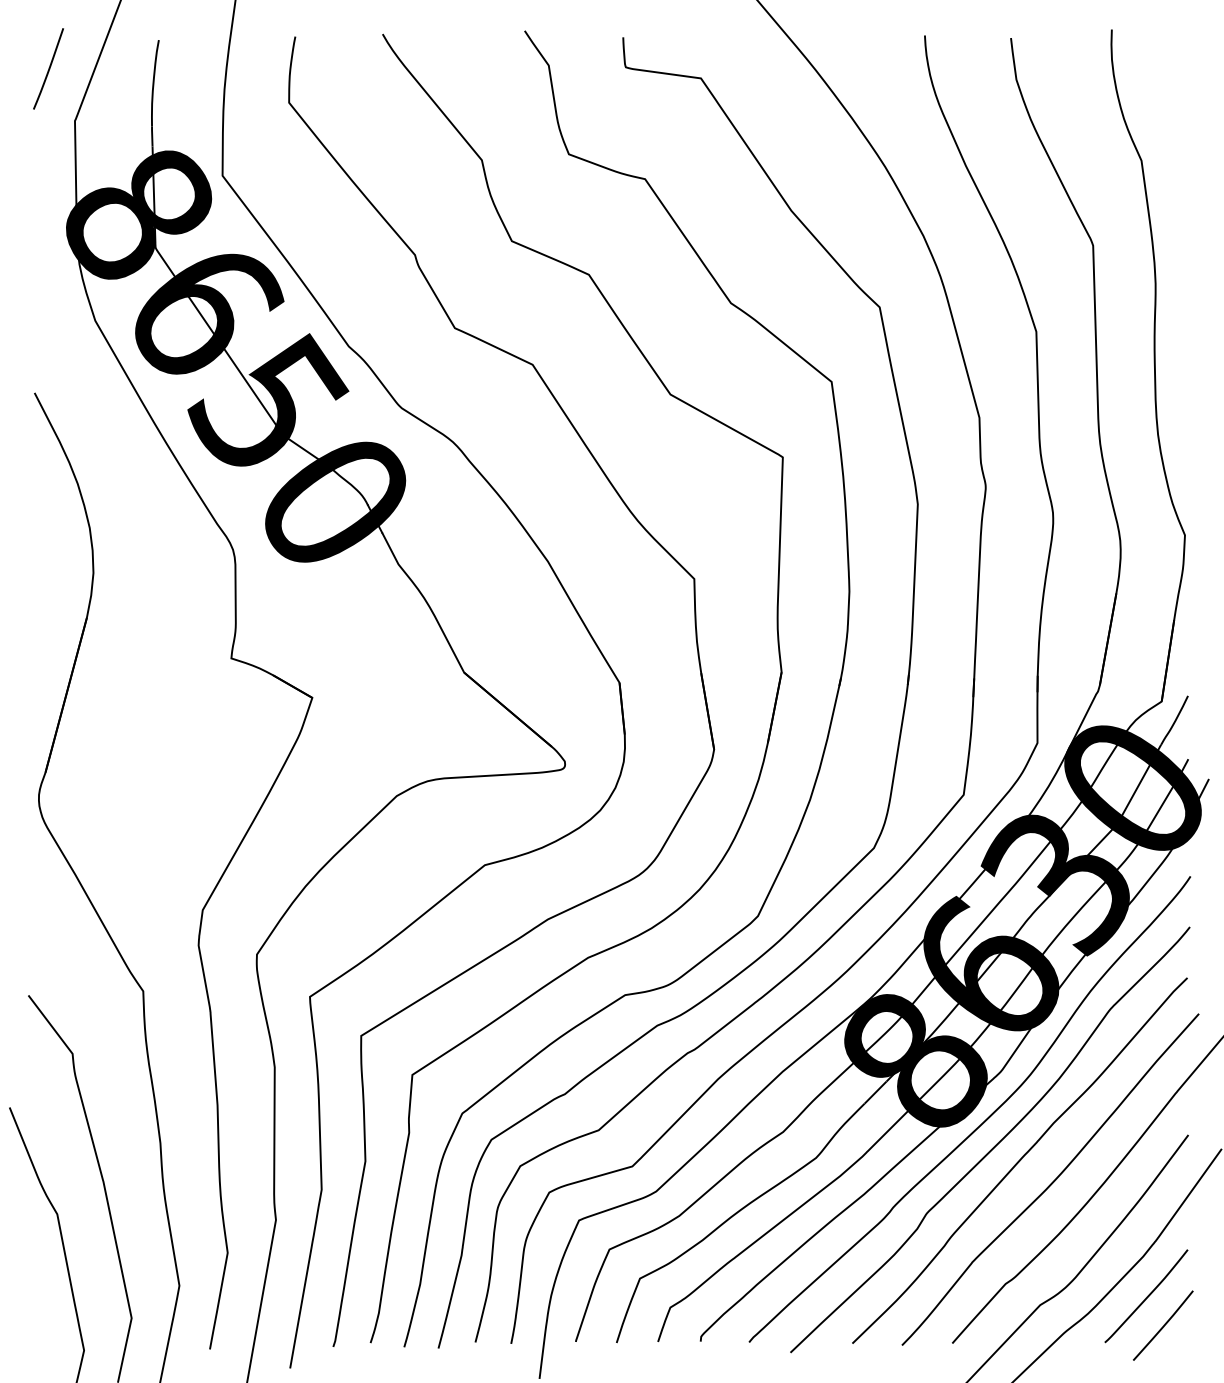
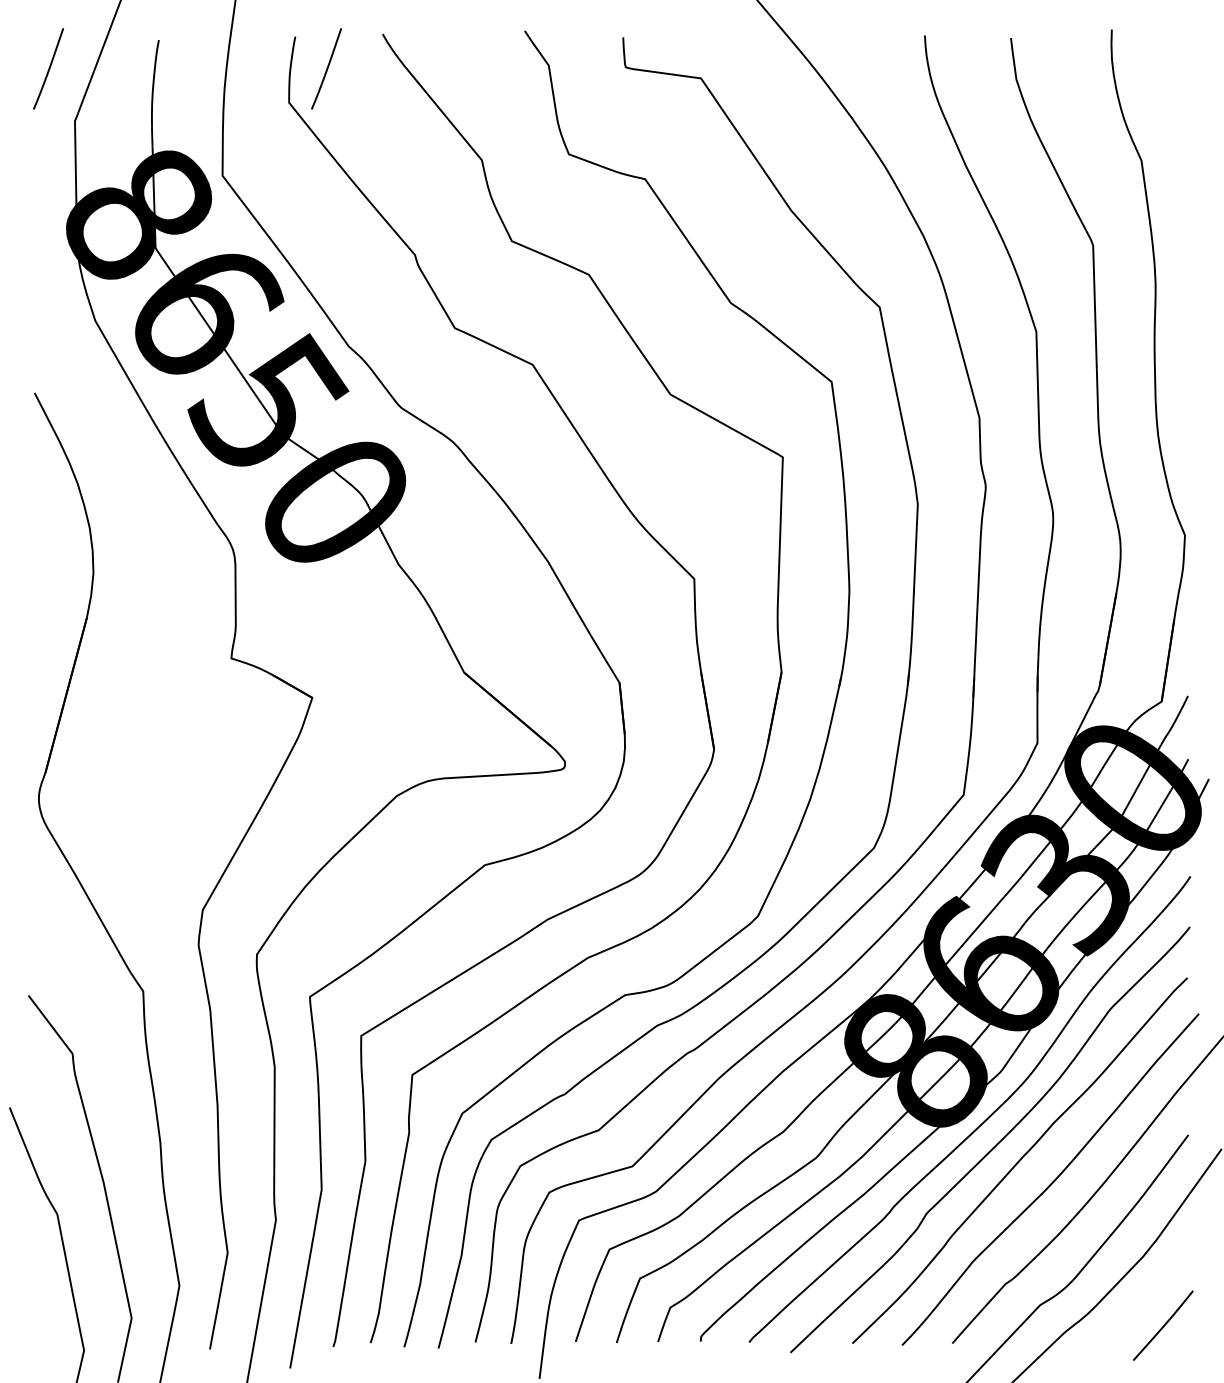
line: none -> present (326, 68)
curve: present -> none (1146, 1296)
